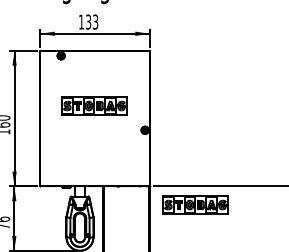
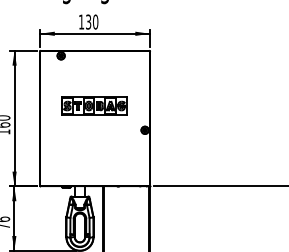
text: 133 -> 130 (95, 21)
part: present -> none (195, 204)
